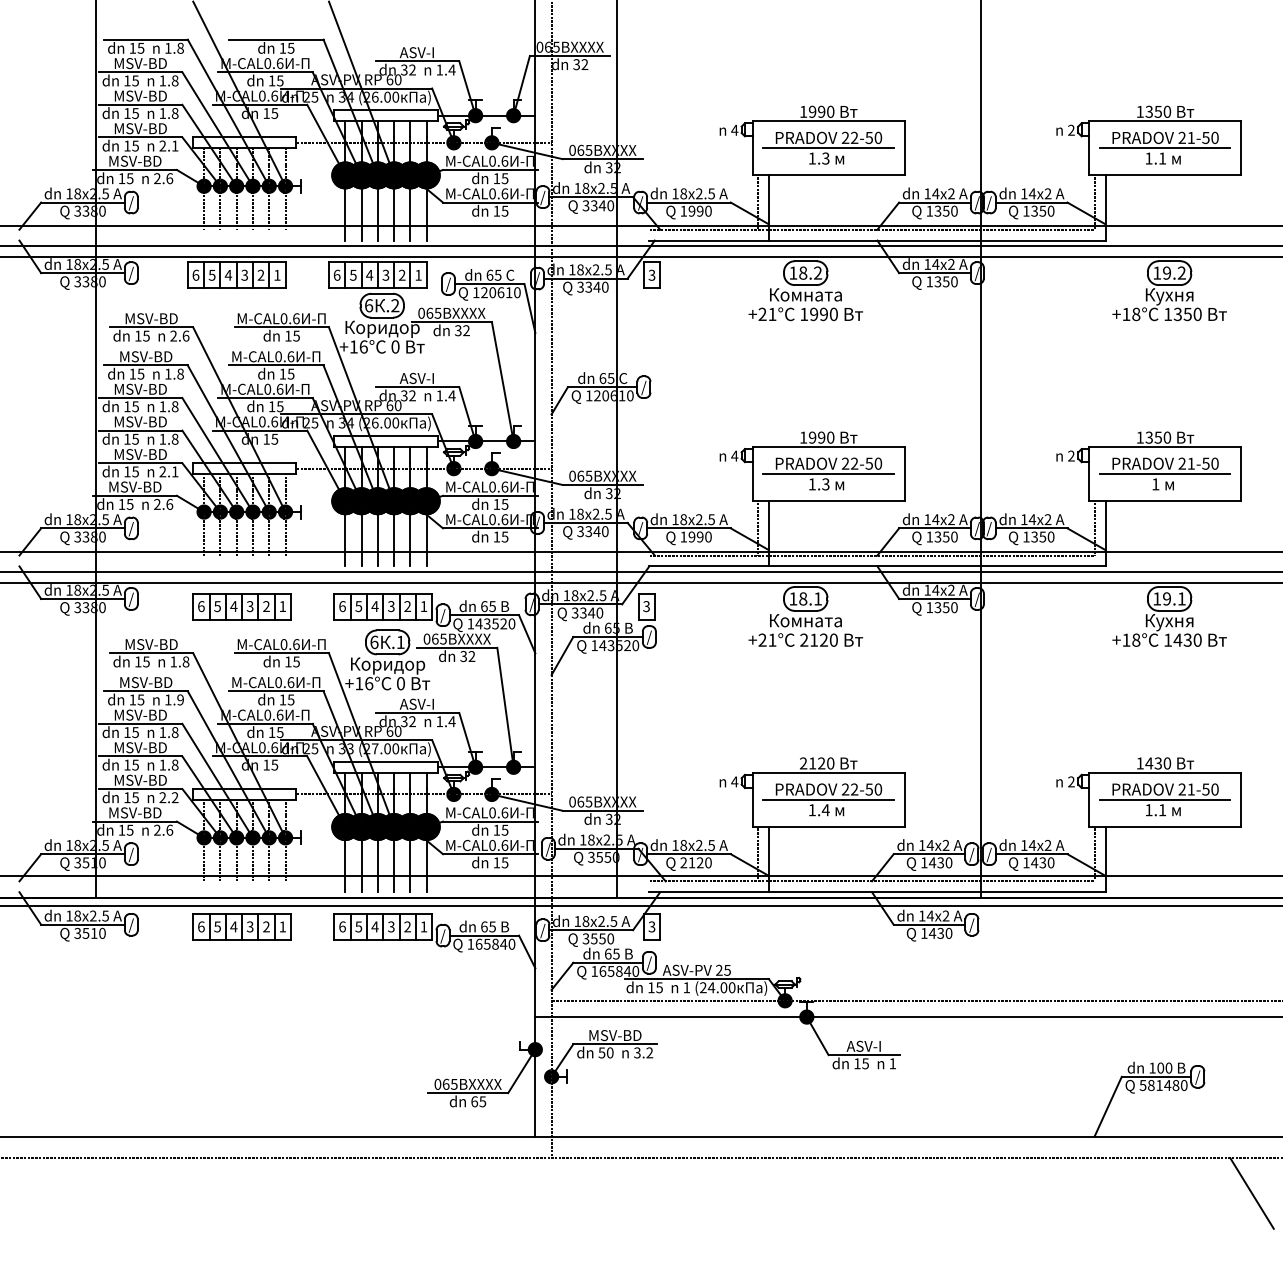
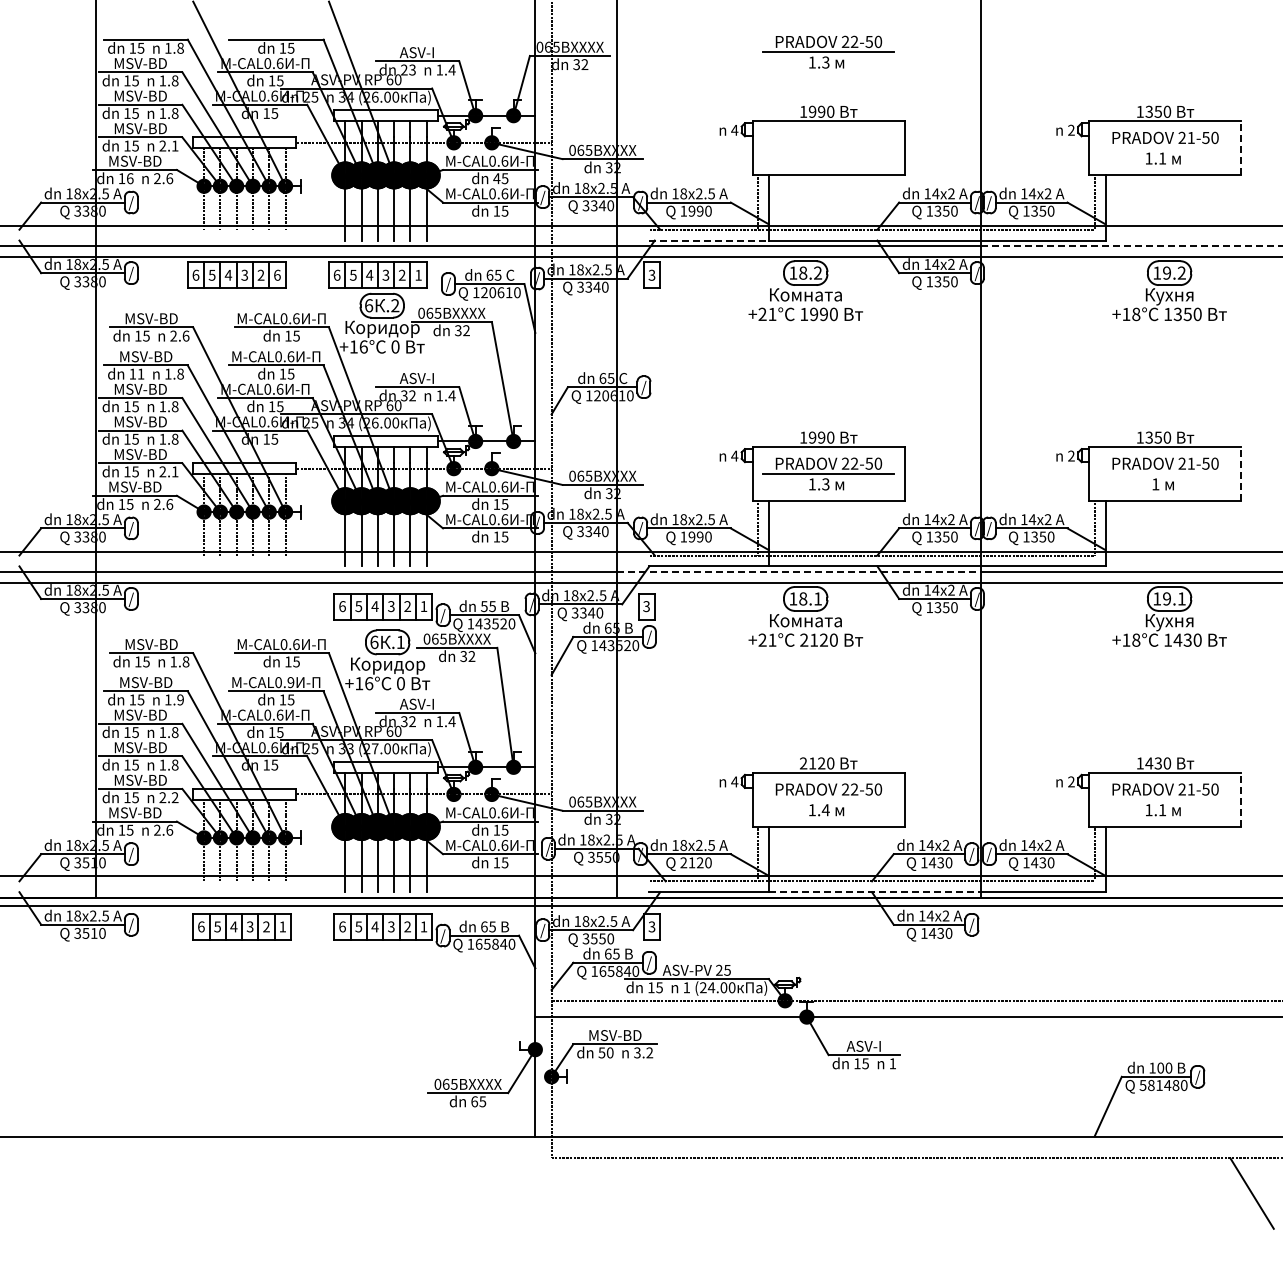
text: 32 -> 23 (408, 70)
part position: (828, 147) -> (828, 51) (828, 51)
line: solid -> dashed (1241, 147)
line: present -> none (1165, 148)
text: 15 -> 16 (129, 178)
text: 15 -> 45 (496, 178)
line: solid -> dashed (709, 240)
line: solid -> dashed (1131, 246)
text: 1 -> 6 (277, 274)
text: 15 -> 11 (140, 373)
line: solid -> dashed (1241, 473)
line: present -> none (1165, 474)
line: solid -> dashed (798, 571)
part: present -> none (241, 606)
text: 65 -> 55 (484, 606)
text: M-CAL0.6 -> M-CAL0.9 (290, 682)
line: present -> none (828, 799)
line: present -> none (1165, 799)
line: solid -> dashed (1241, 799)
line: solid -> dashed (874, 892)
line: present -> none (276, 1158)
